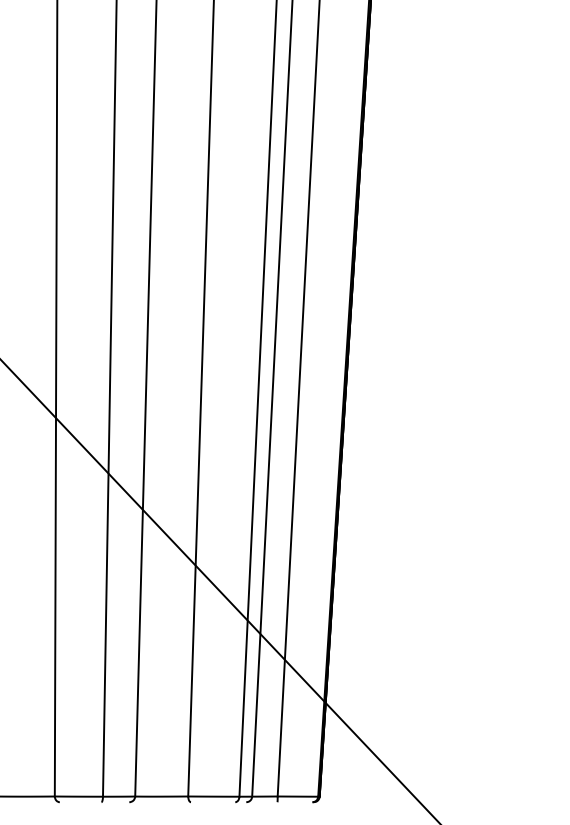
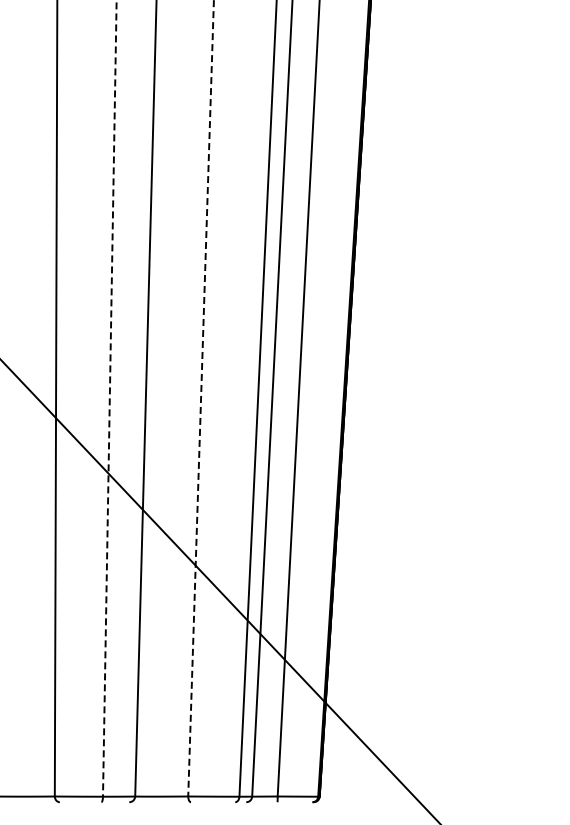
line: solid -> dashed (109, 398)
line: solid -> dashed (201, 398)
